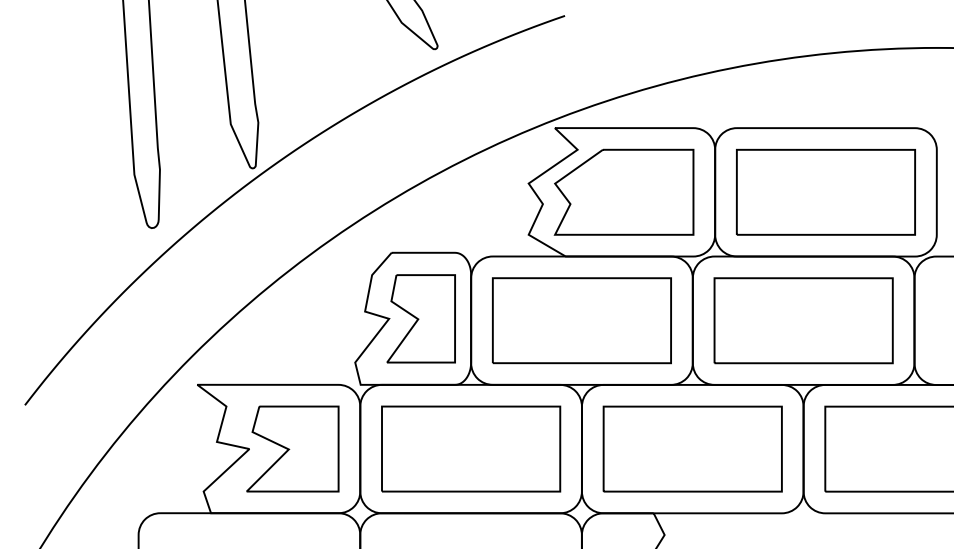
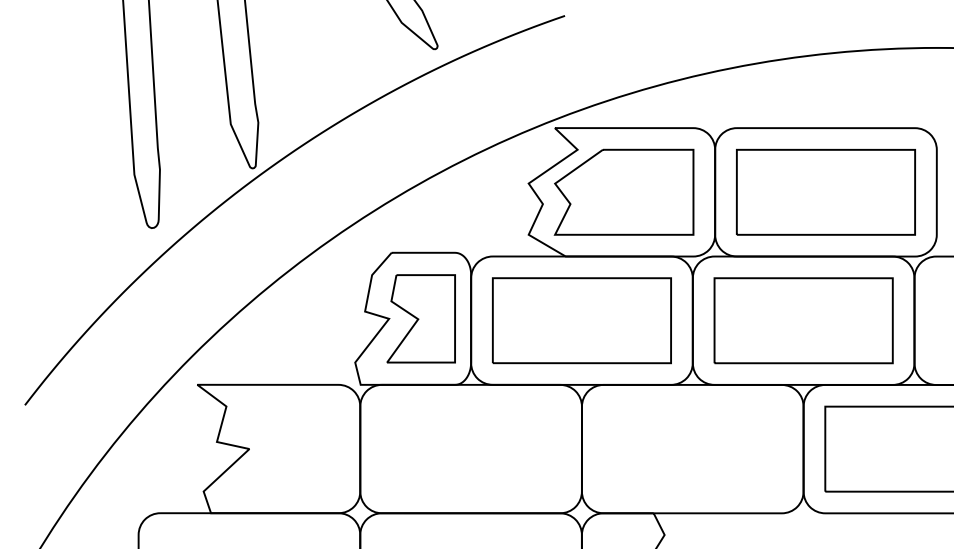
part: present -> none (292, 448)
part: present -> none (471, 448)
part: present -> none (692, 448)
